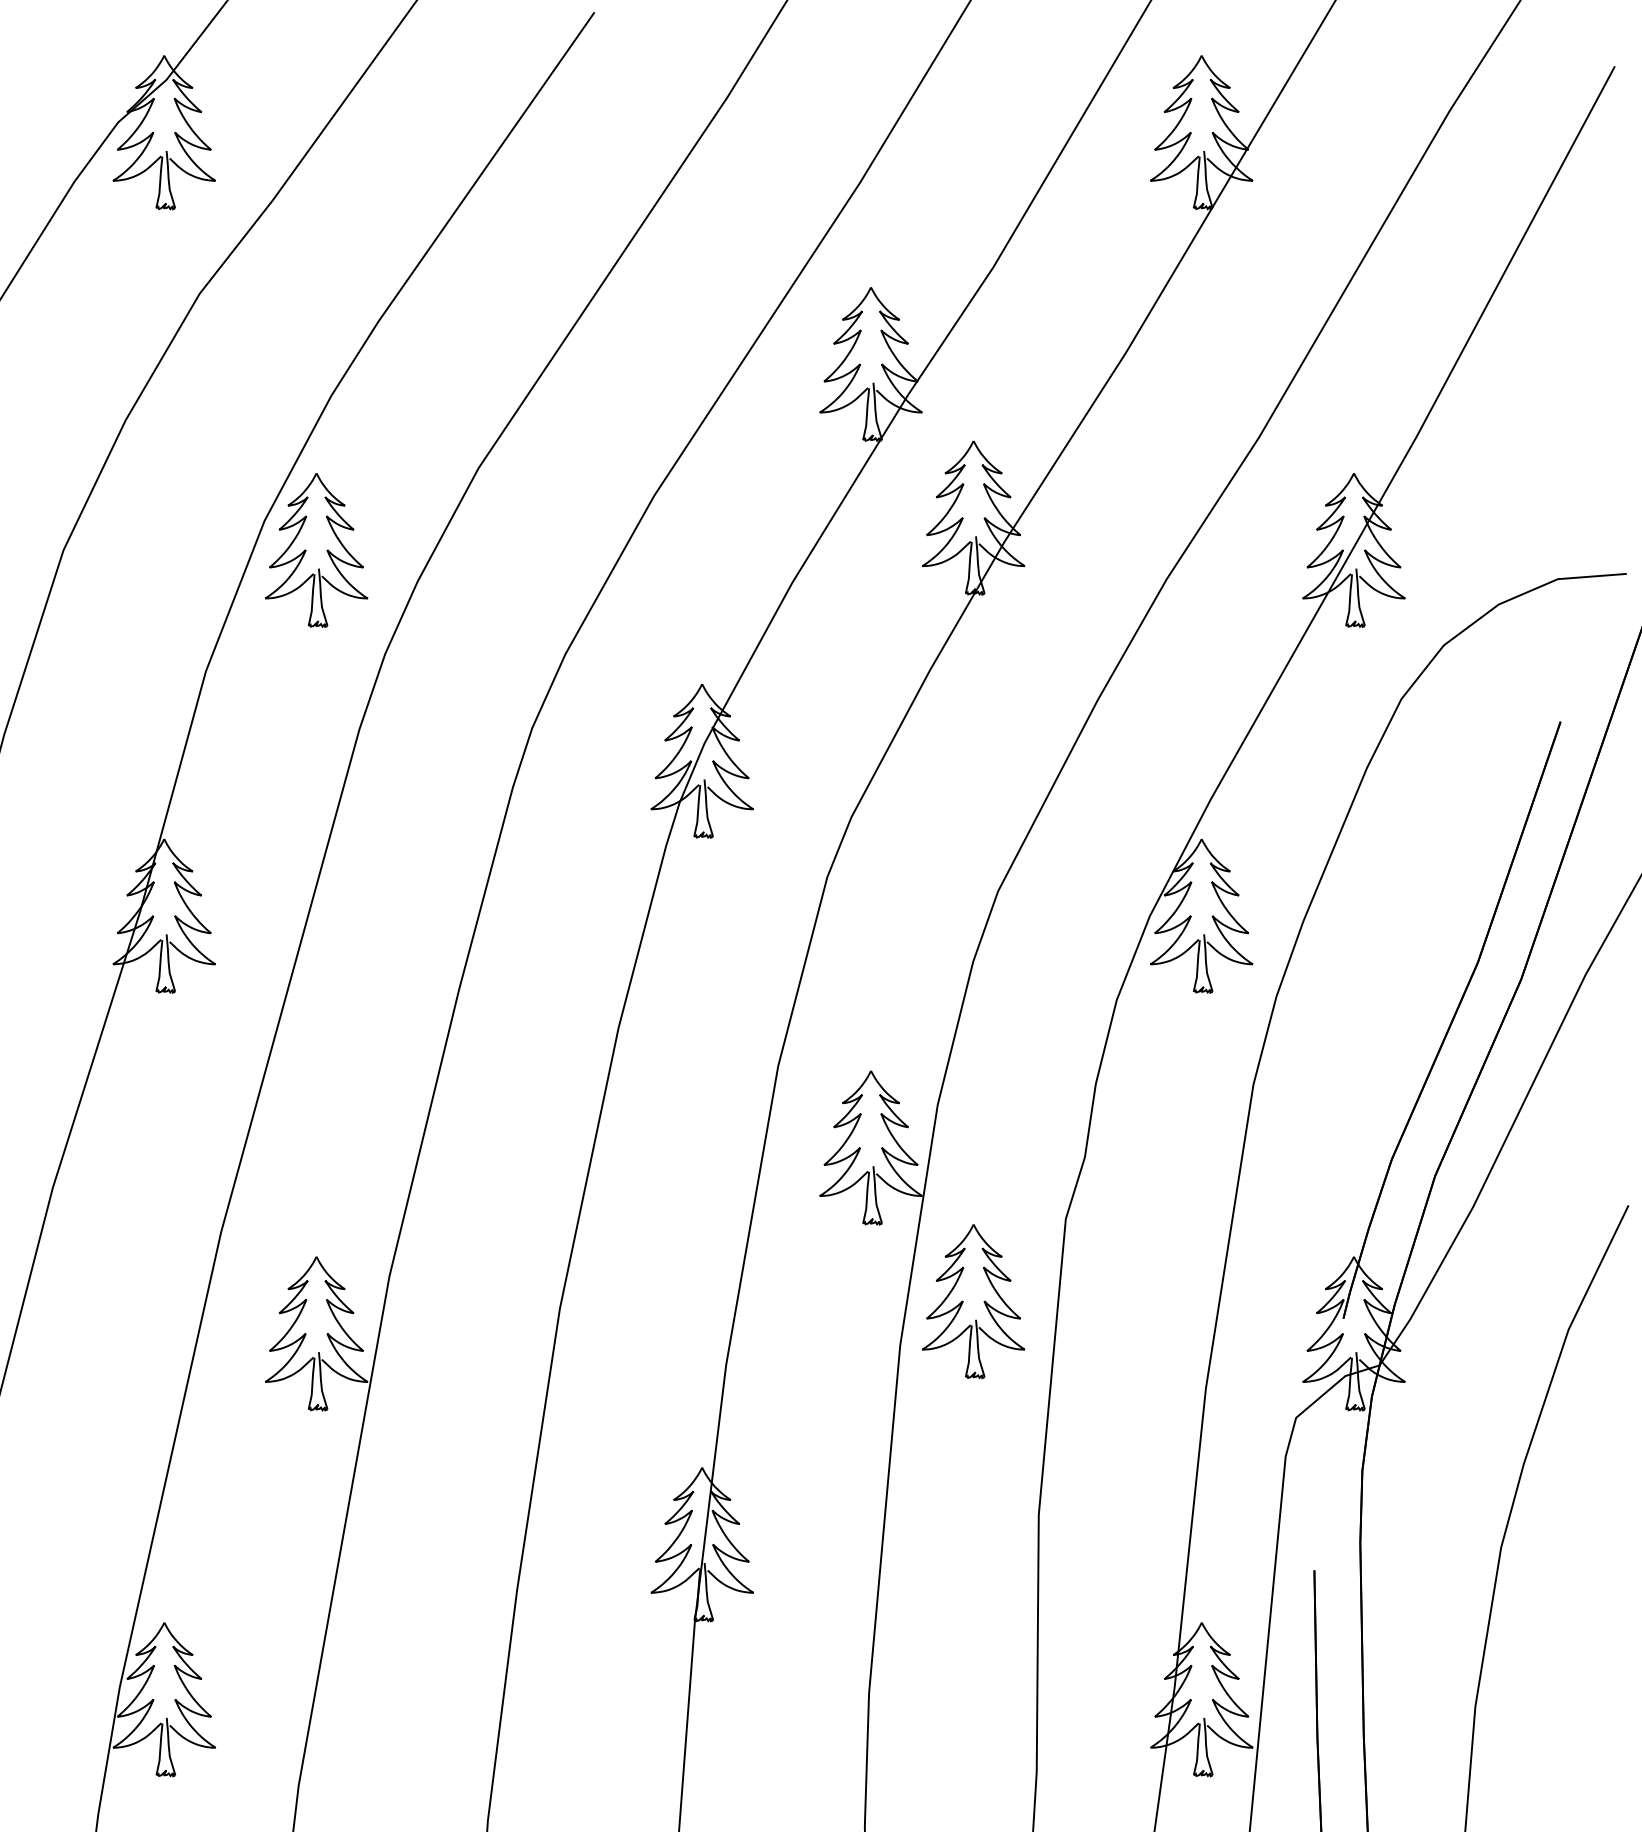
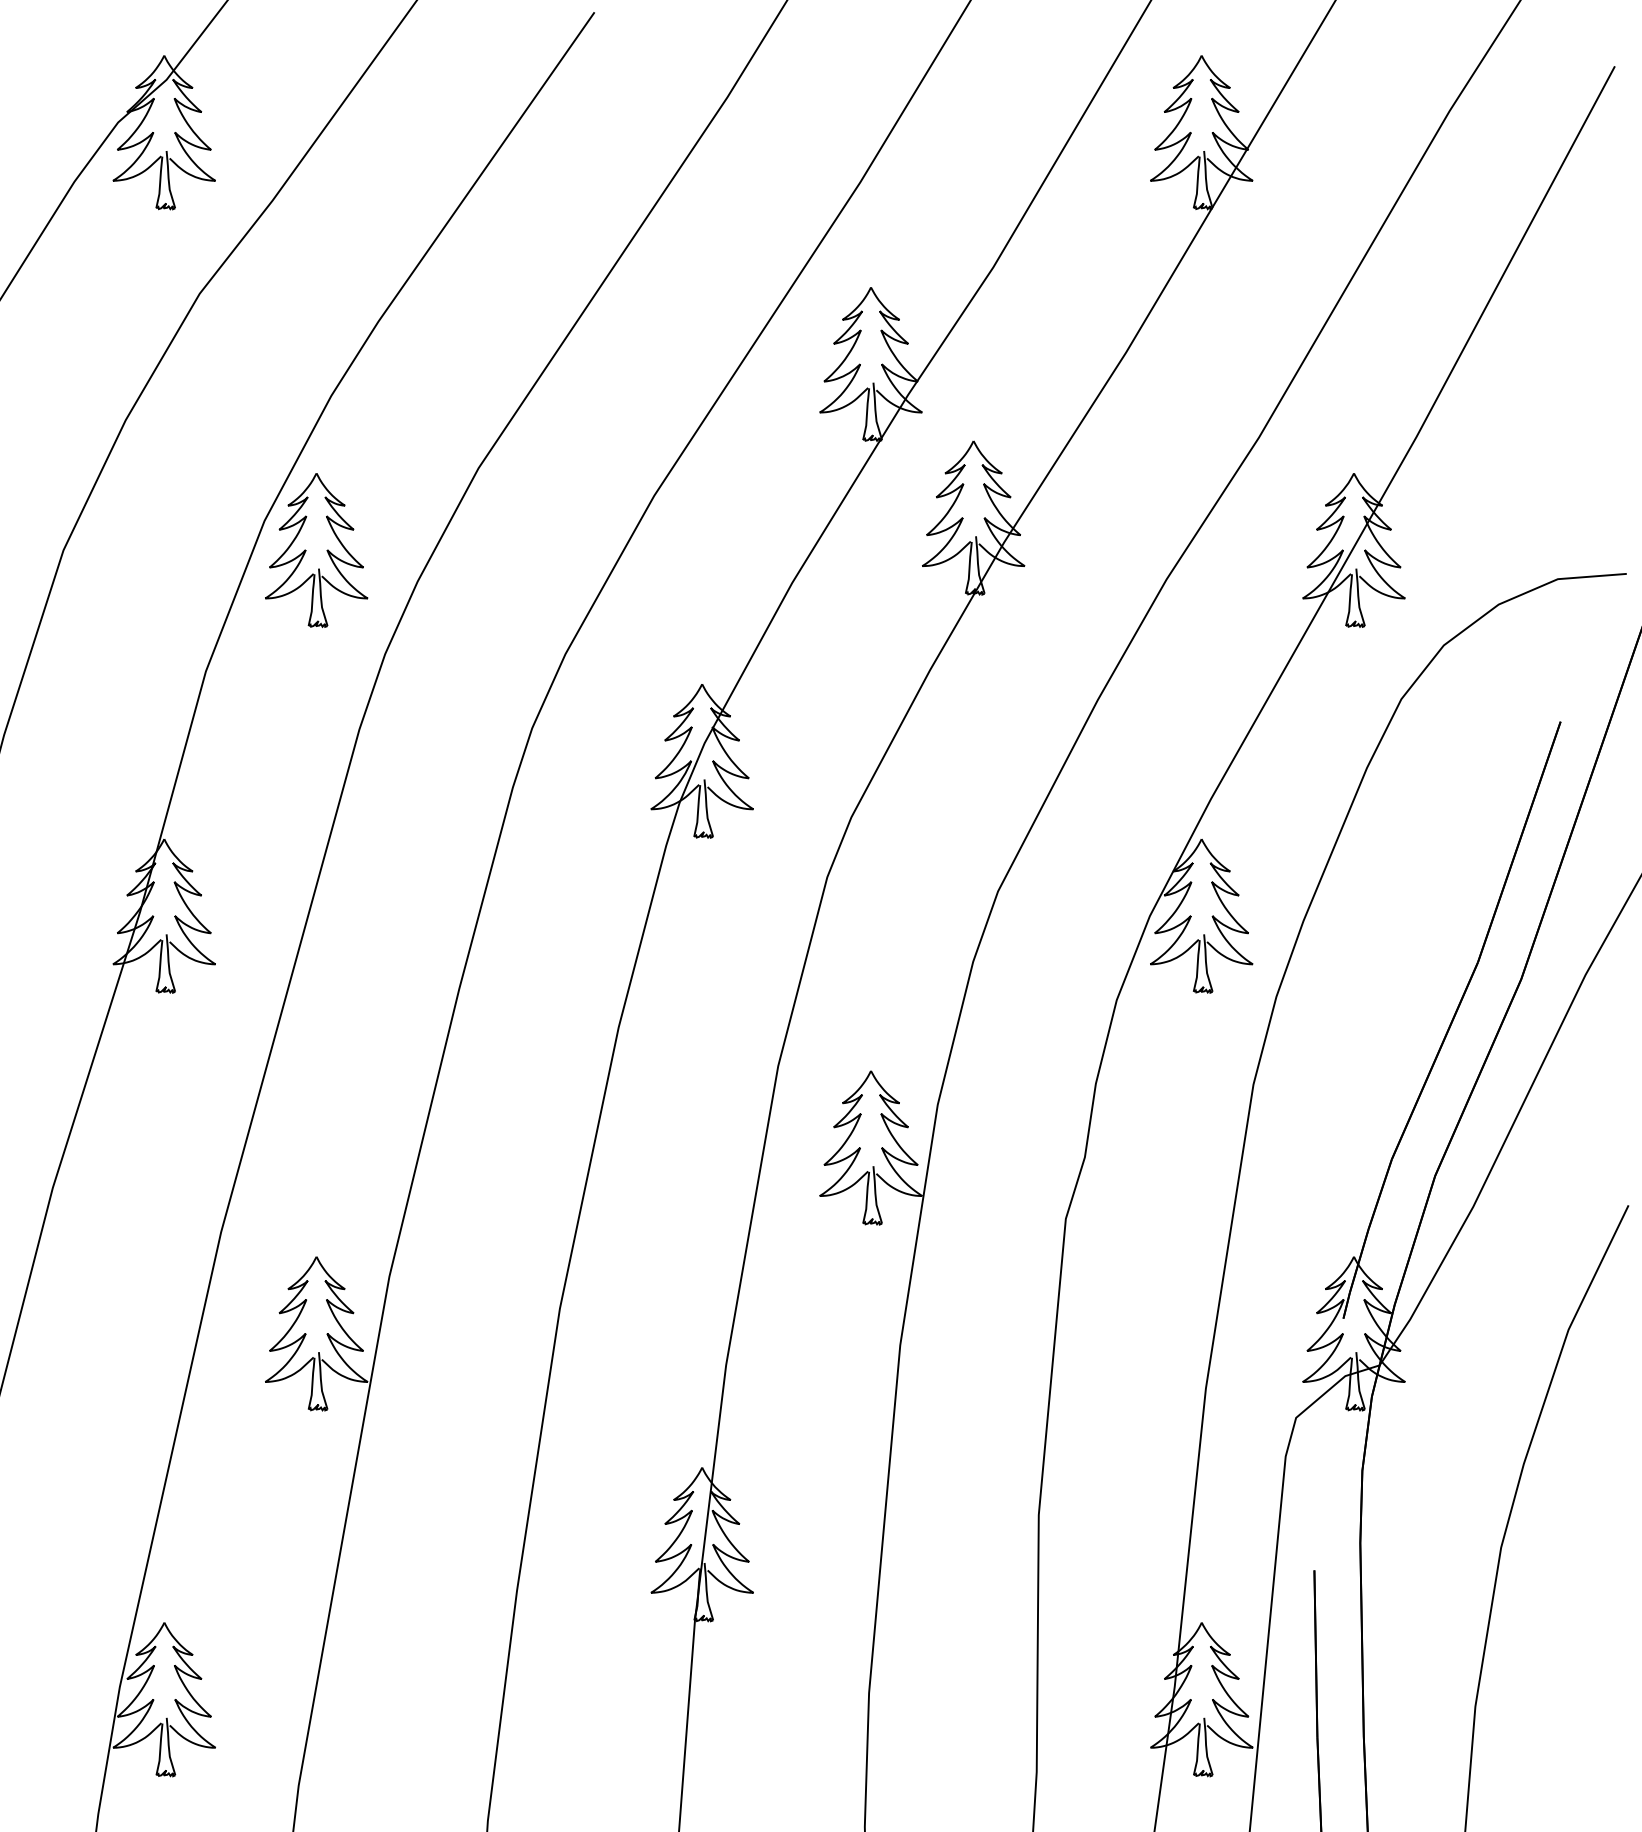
part: present -> none (973, 1301)
